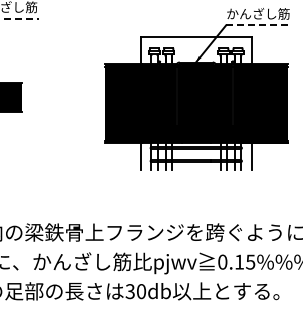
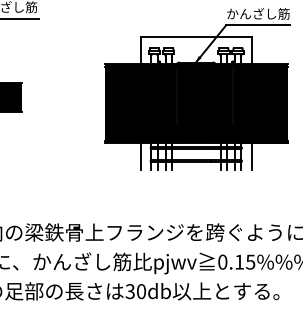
line: dashed -> solid (20, 18)
line: dashed -> solid (257, 25)
